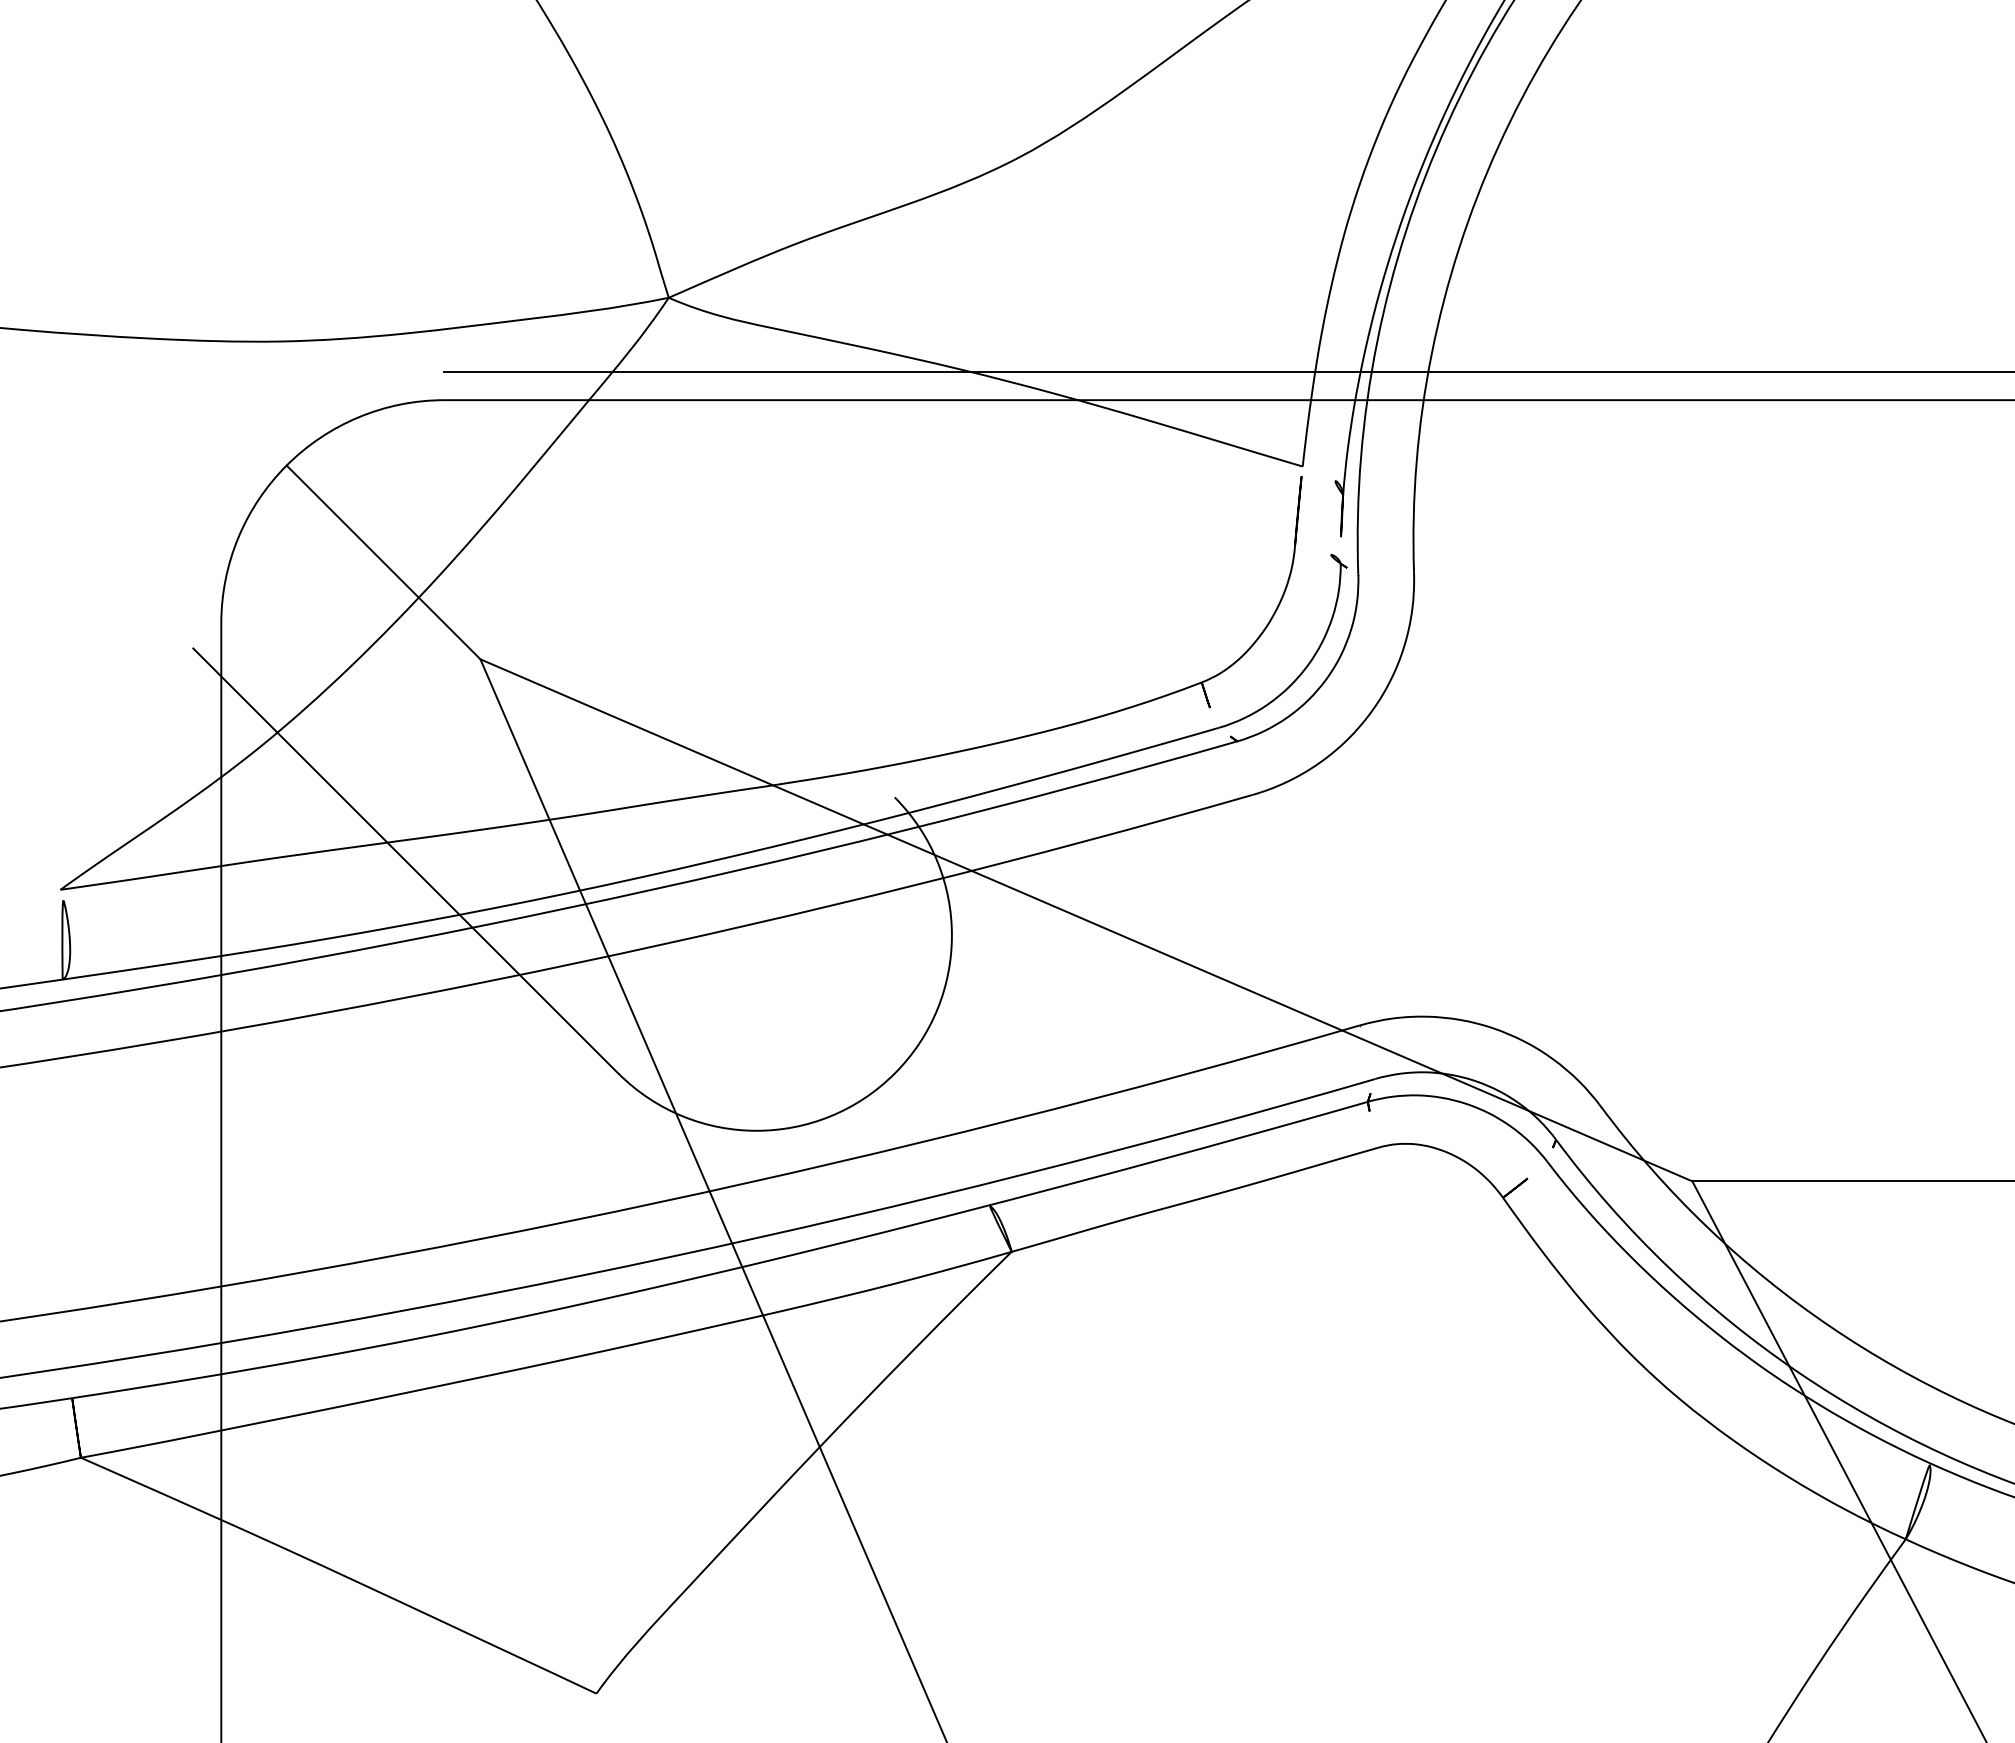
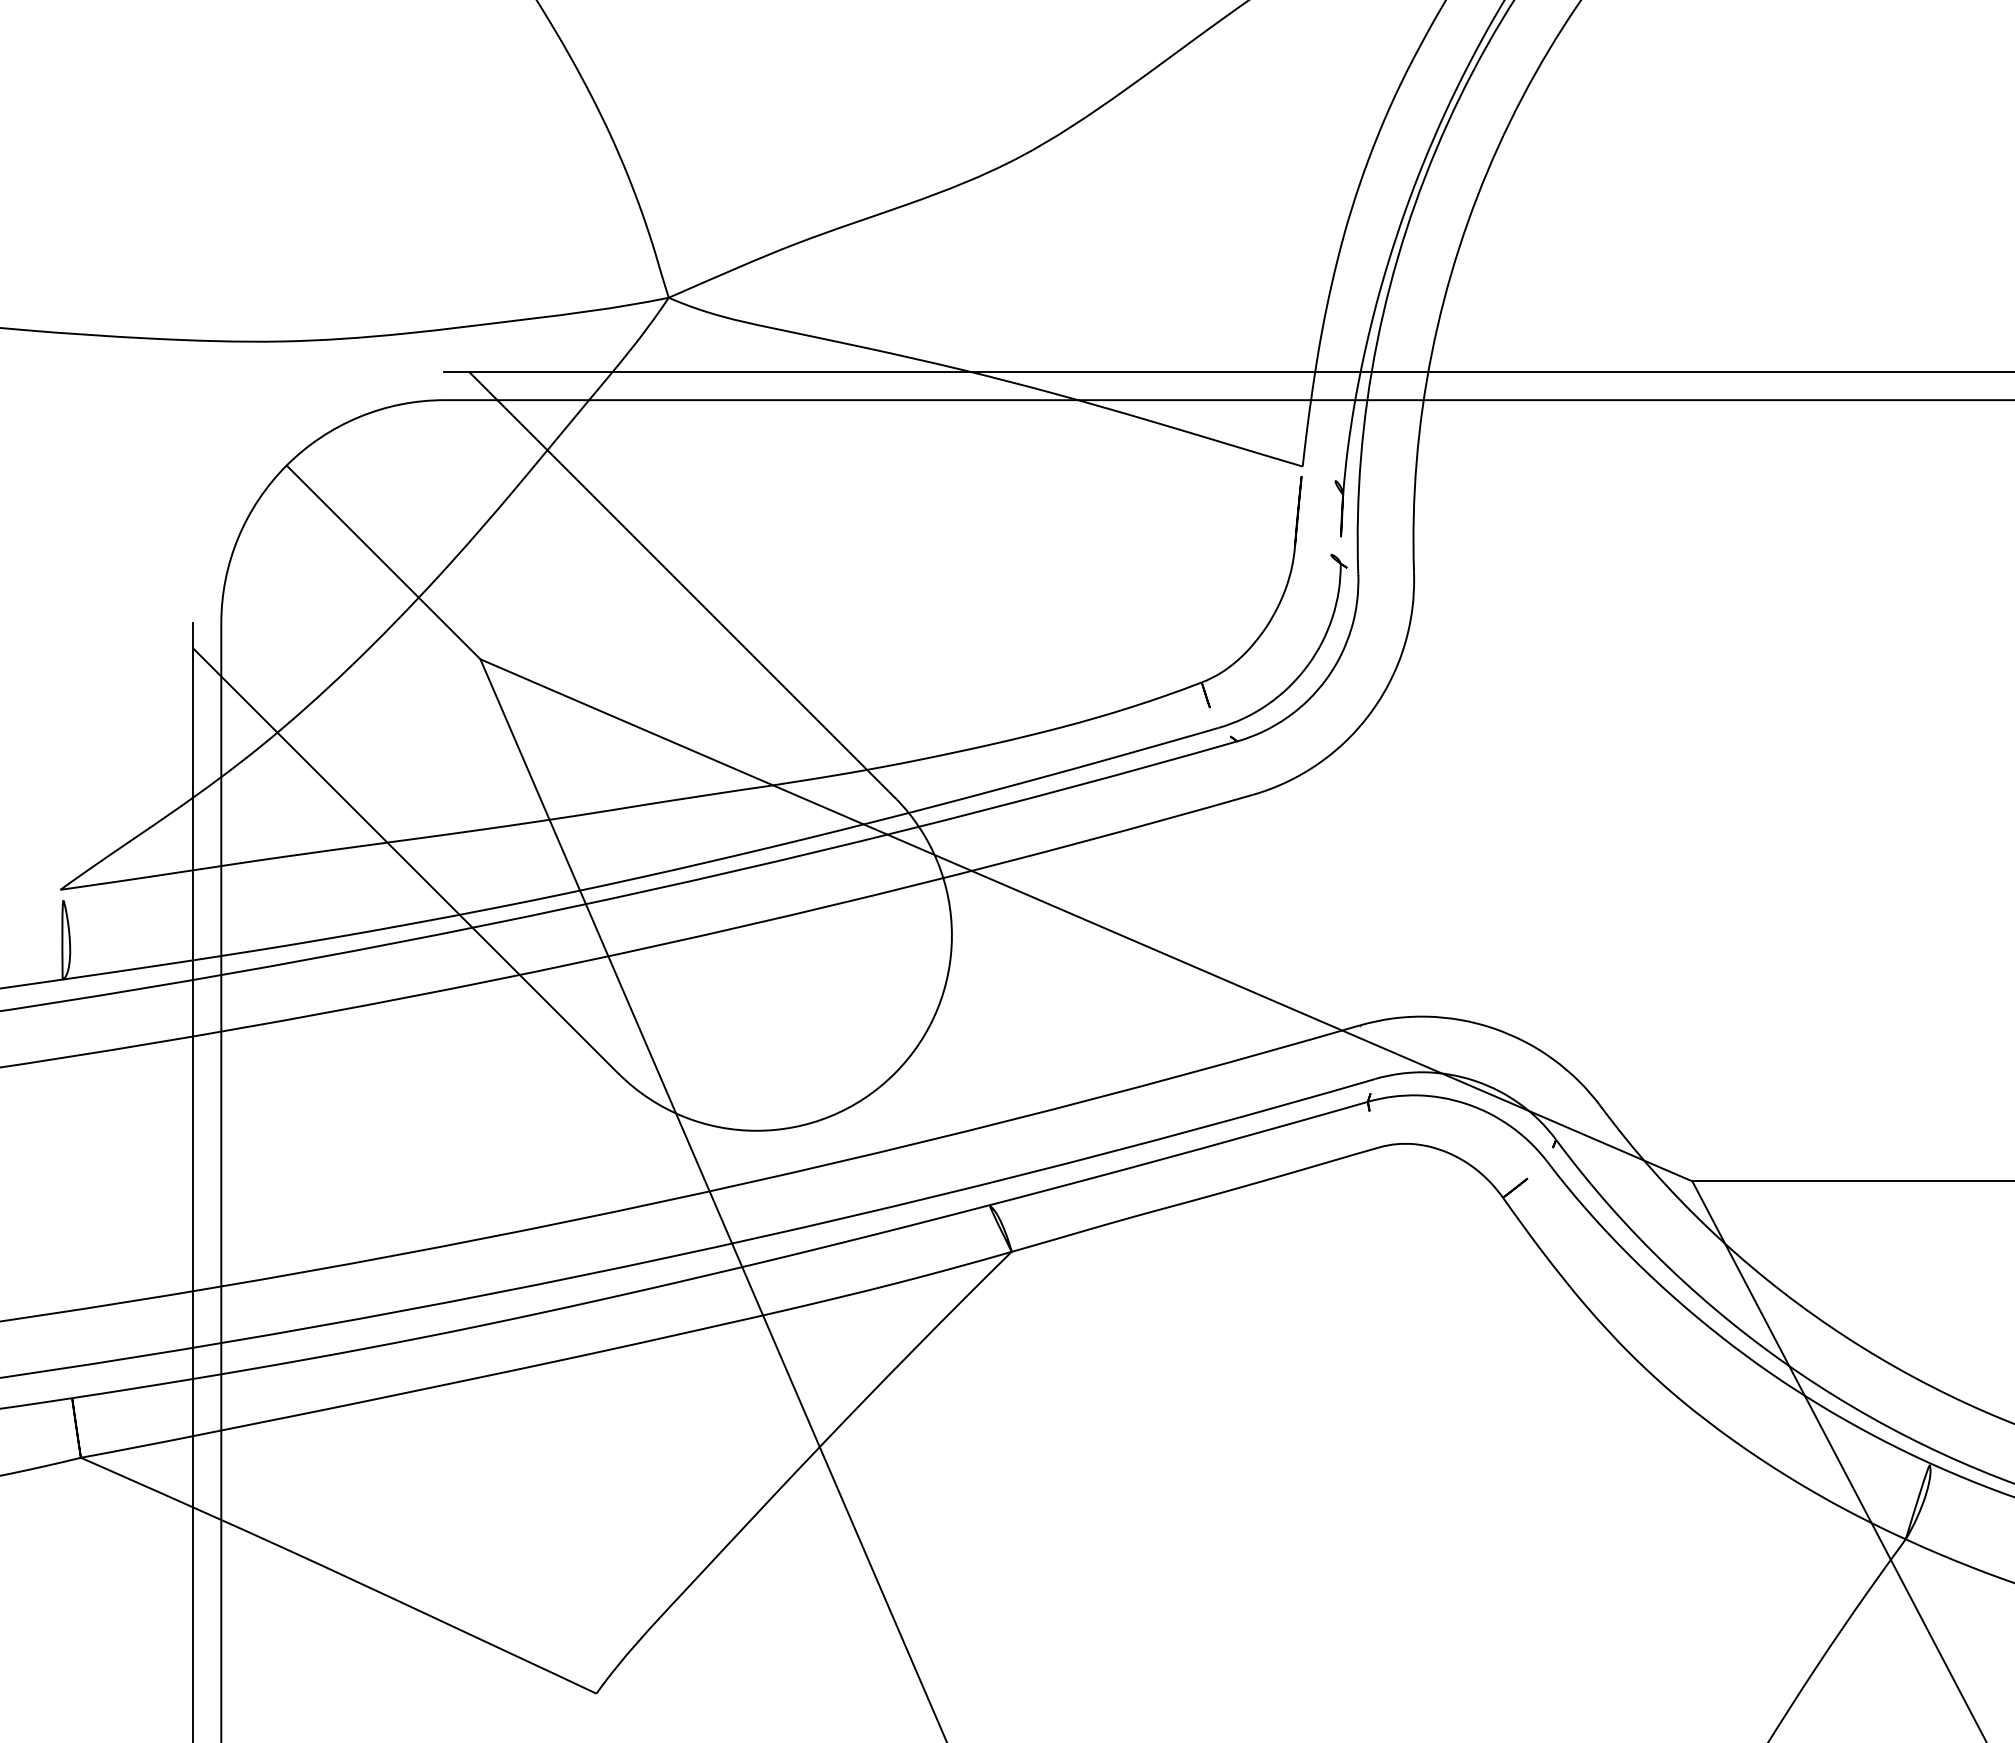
line: none -> present (681, 584)
line: none -> present (193, 1181)
